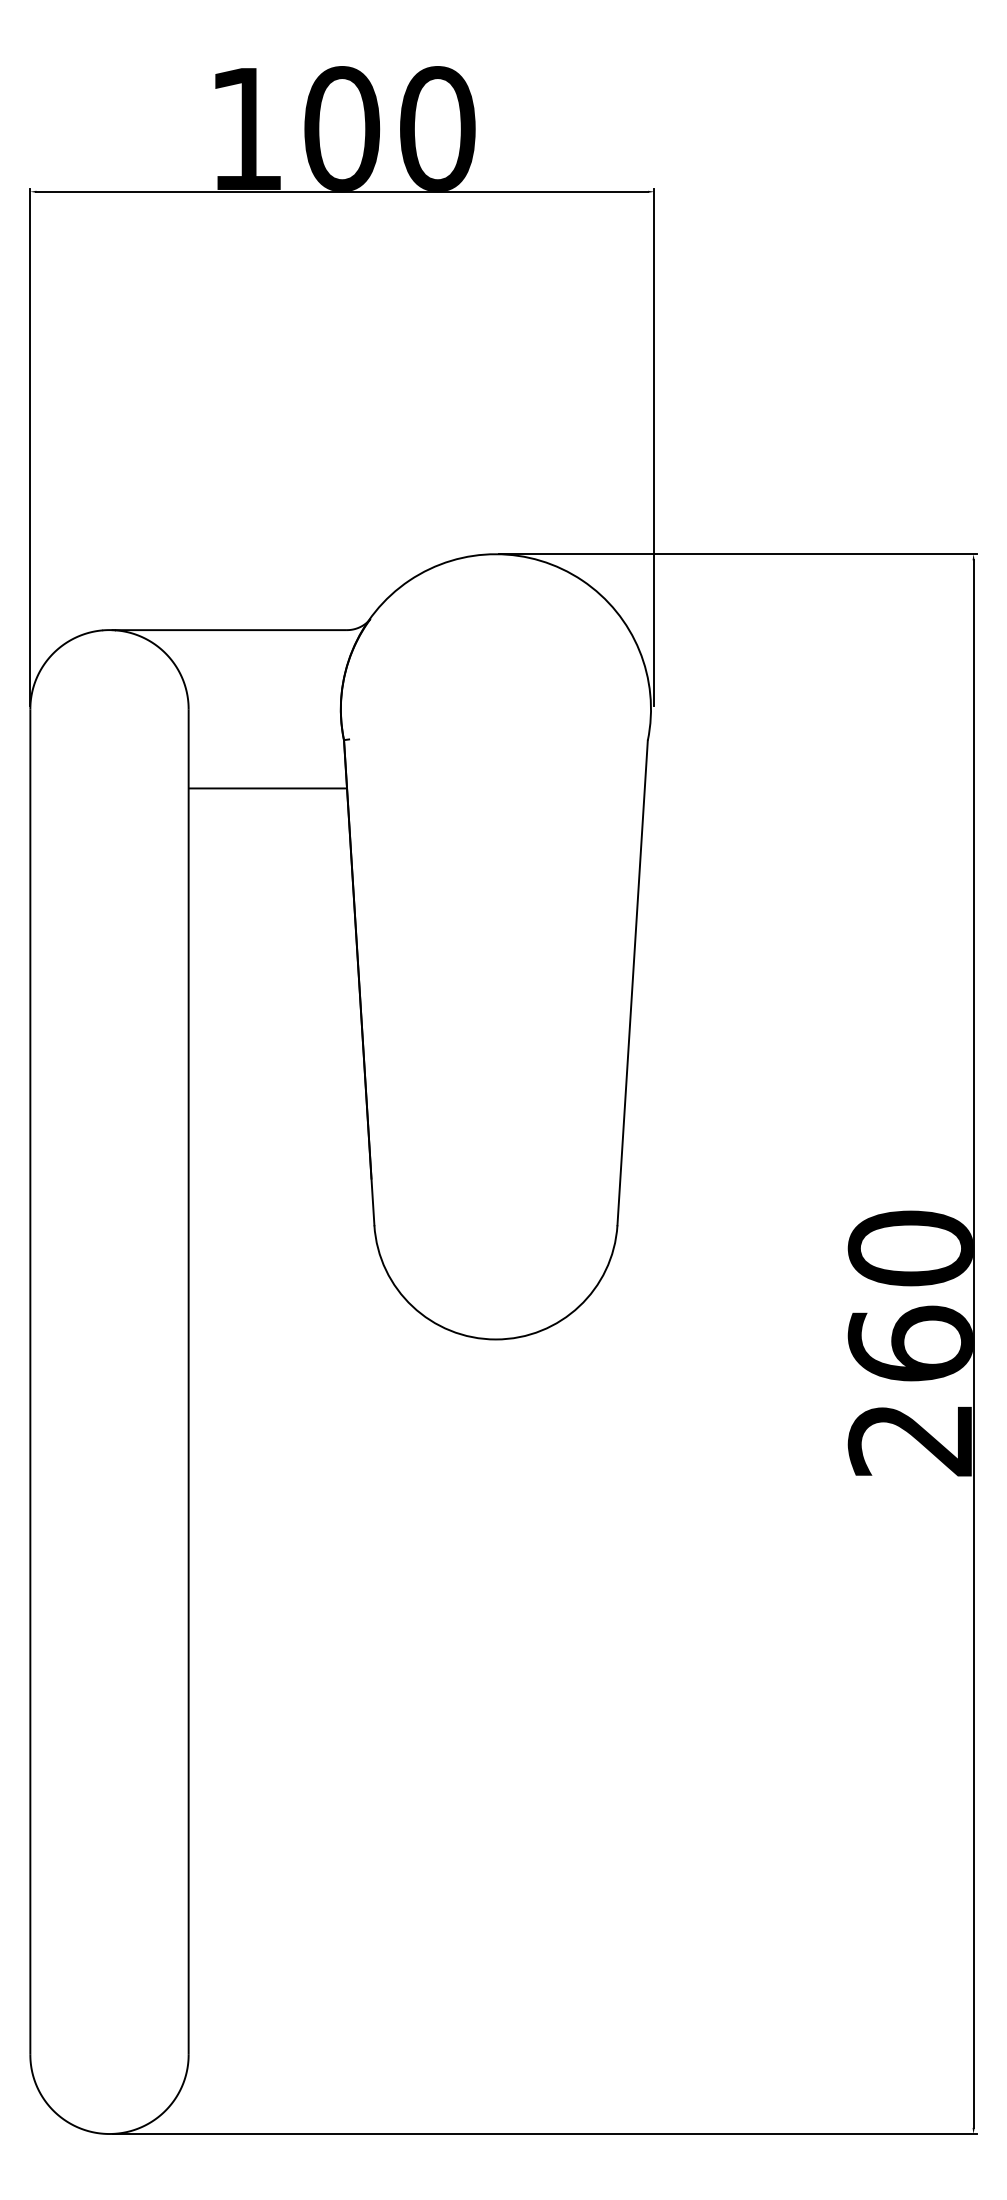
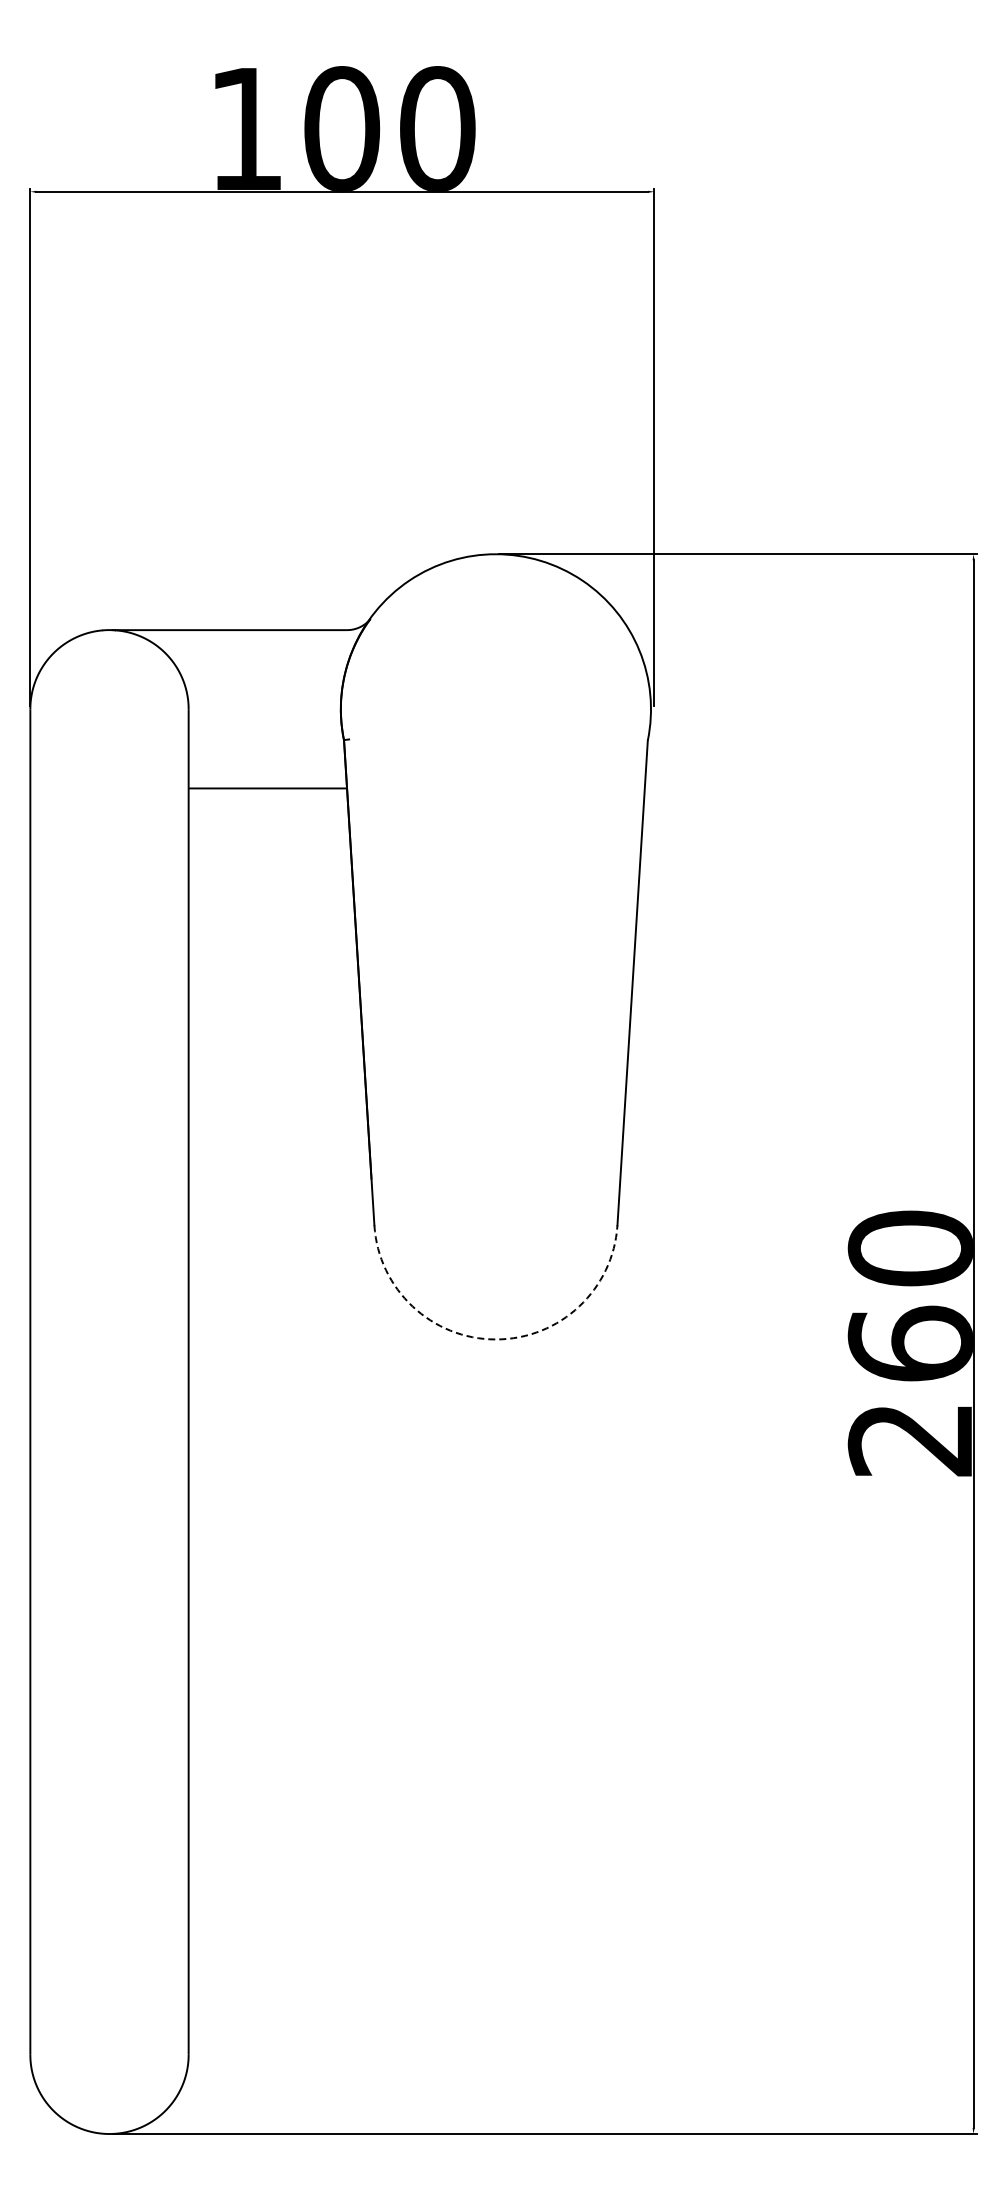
arc: solid -> dashed (495, 1339)
